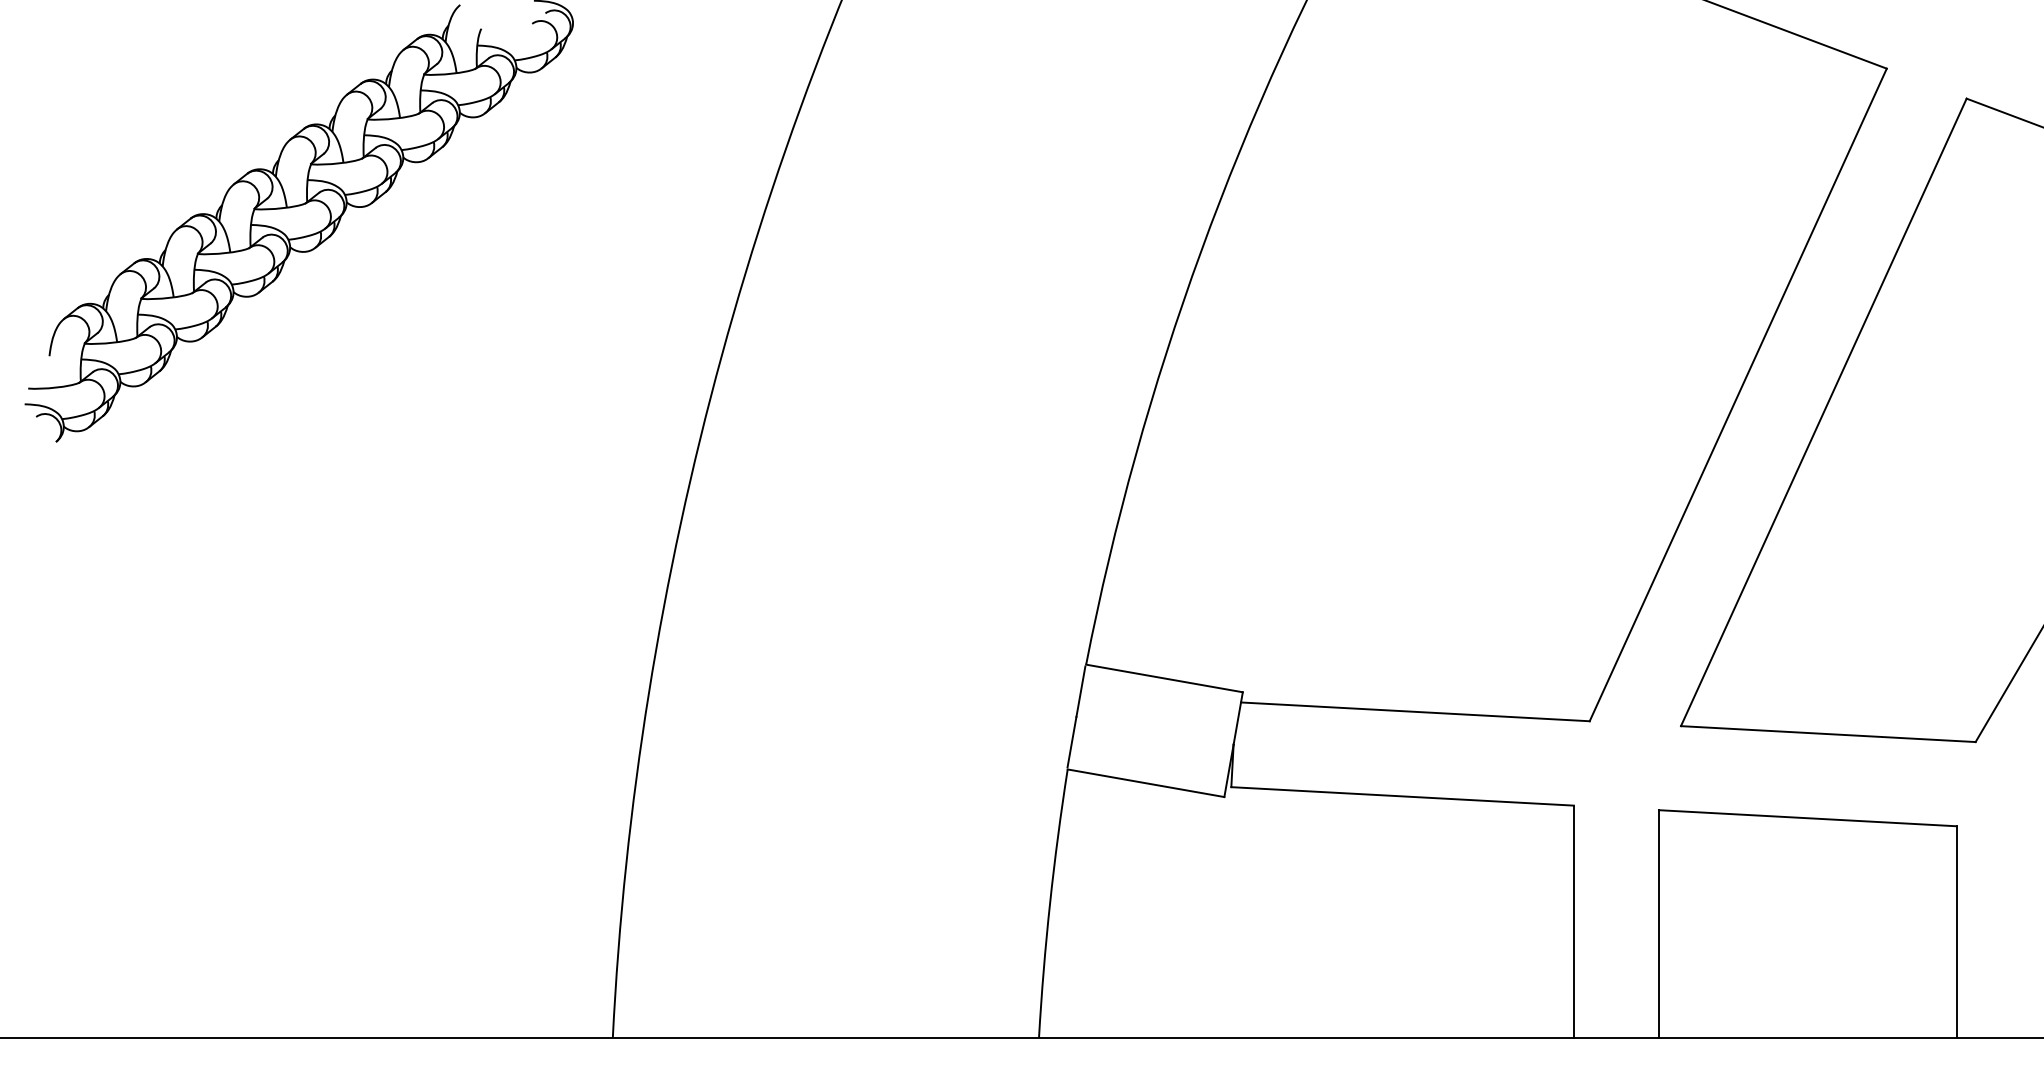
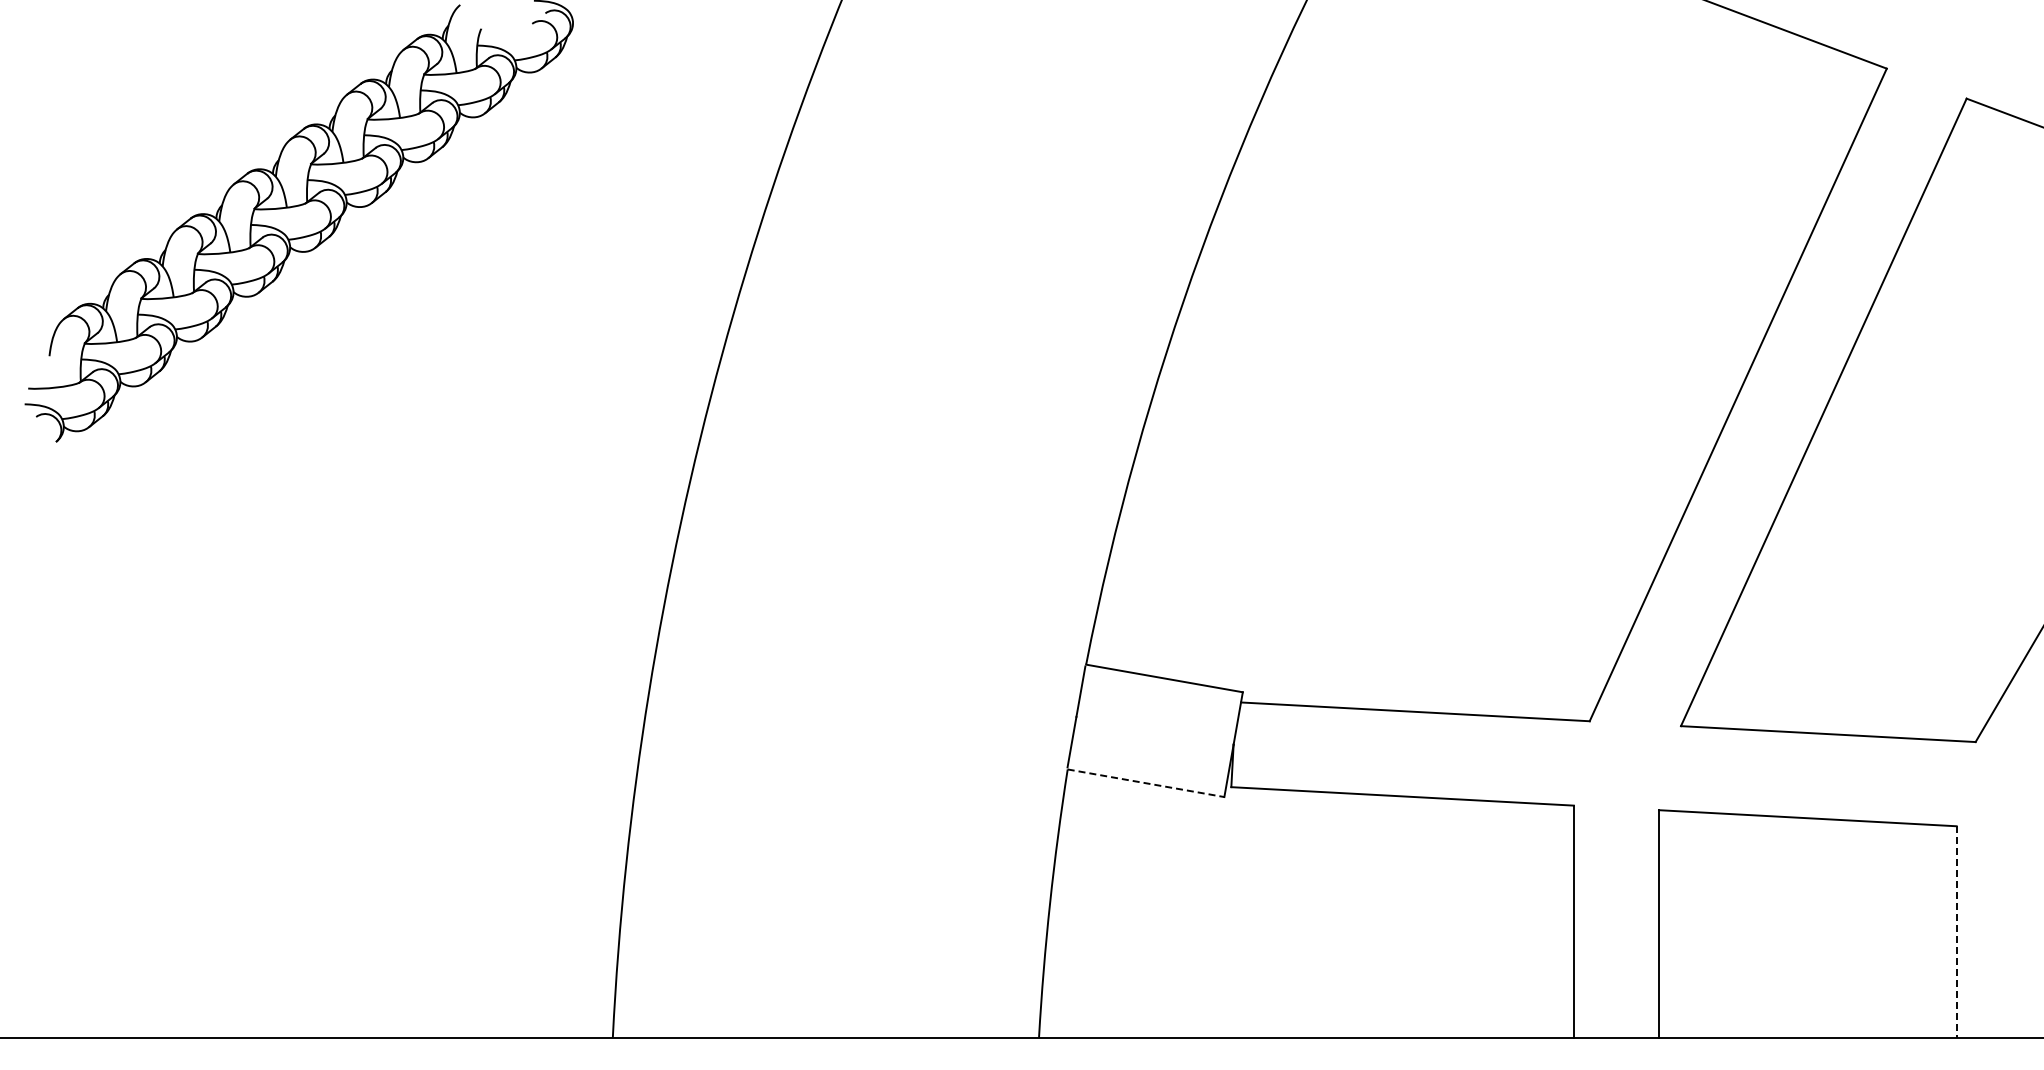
line: solid -> dashed (1146, 783)
line: solid -> dashed (1956, 931)
